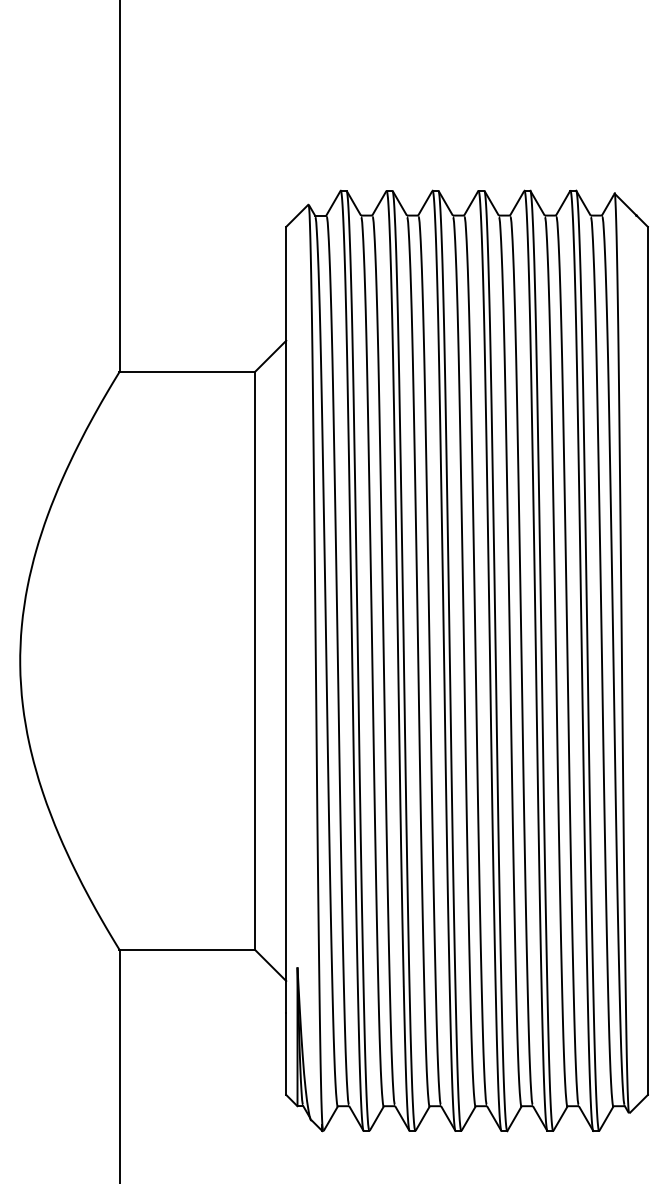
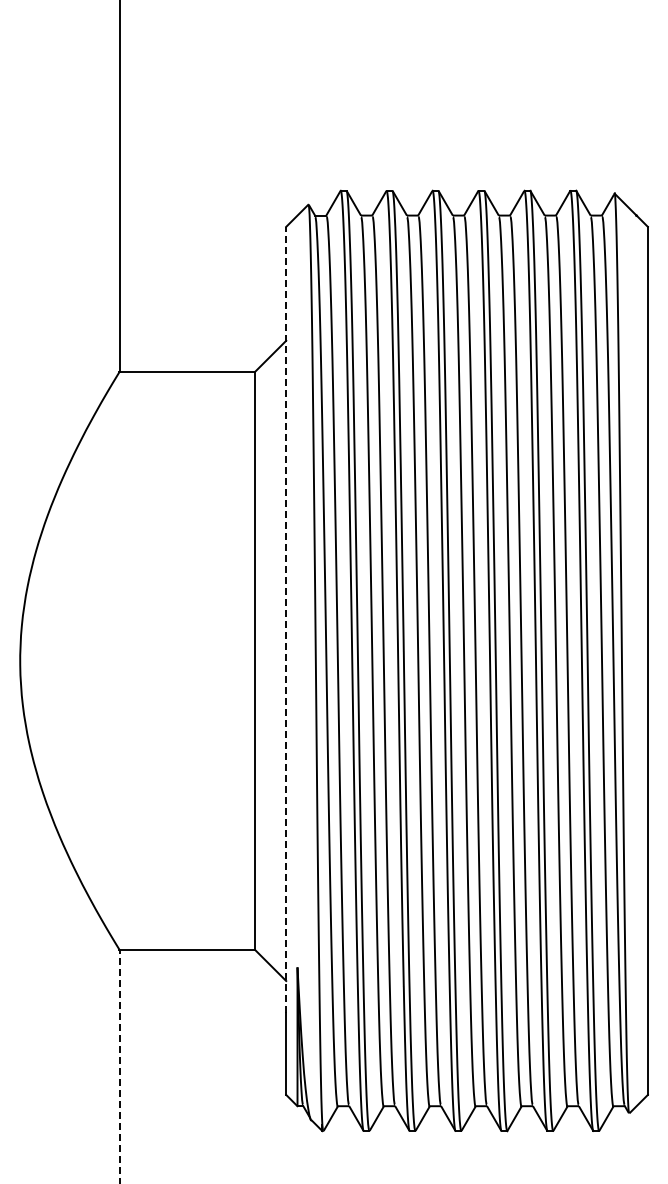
line: solid -> dashed (286, 619)
line: solid -> dashed (119, 1066)
